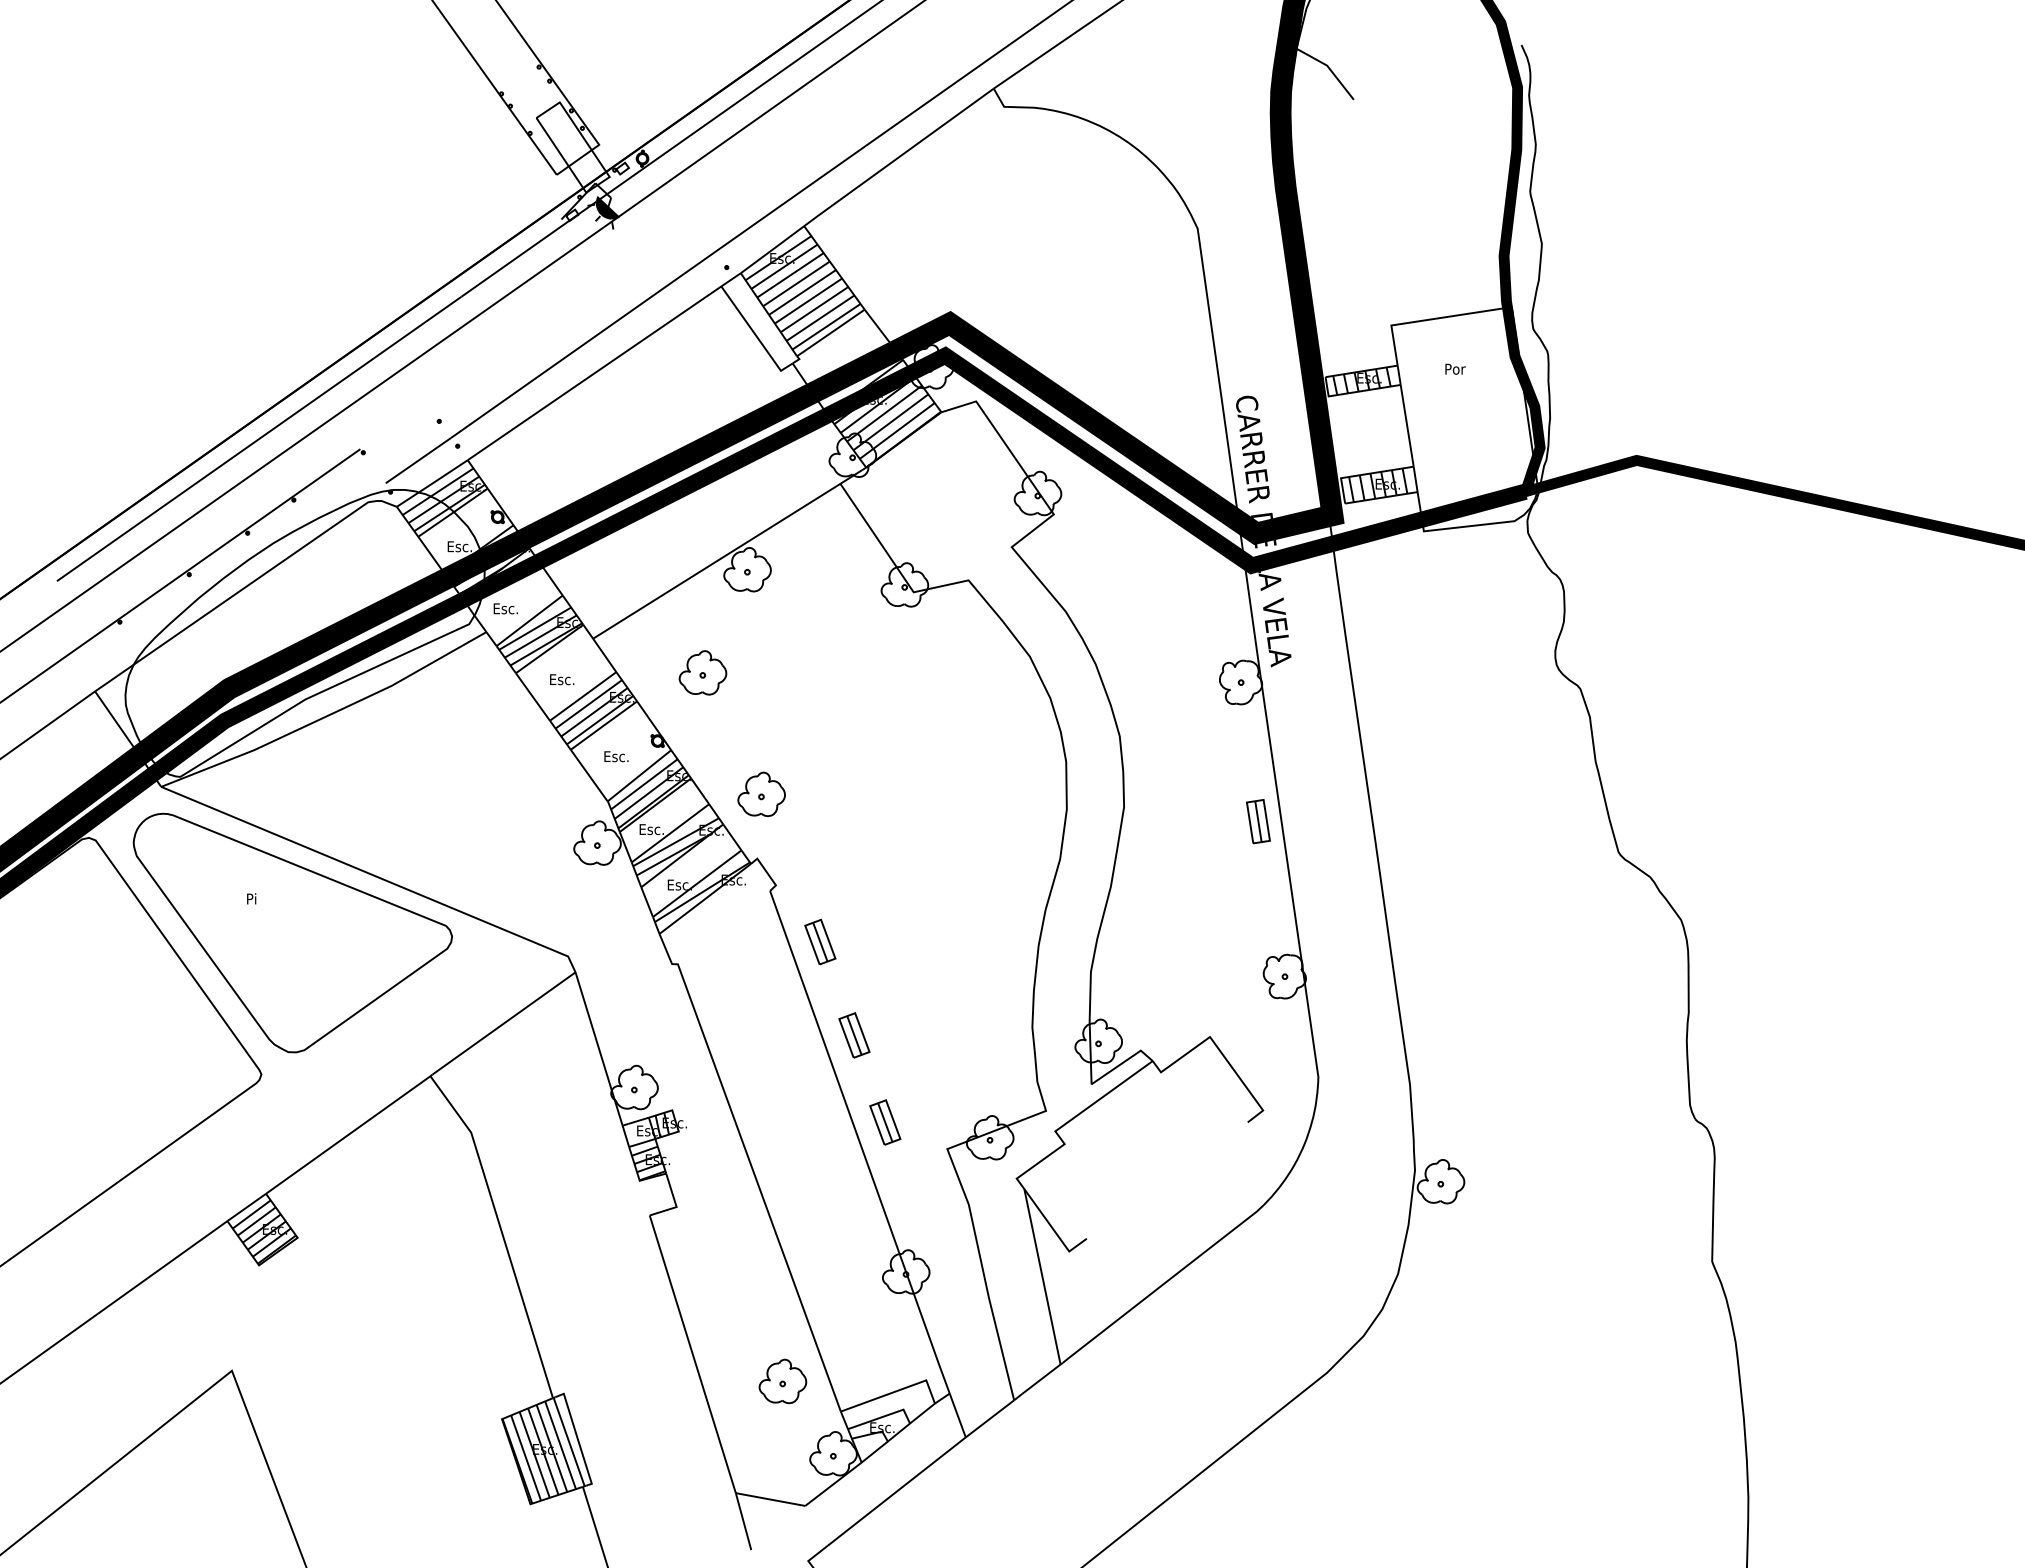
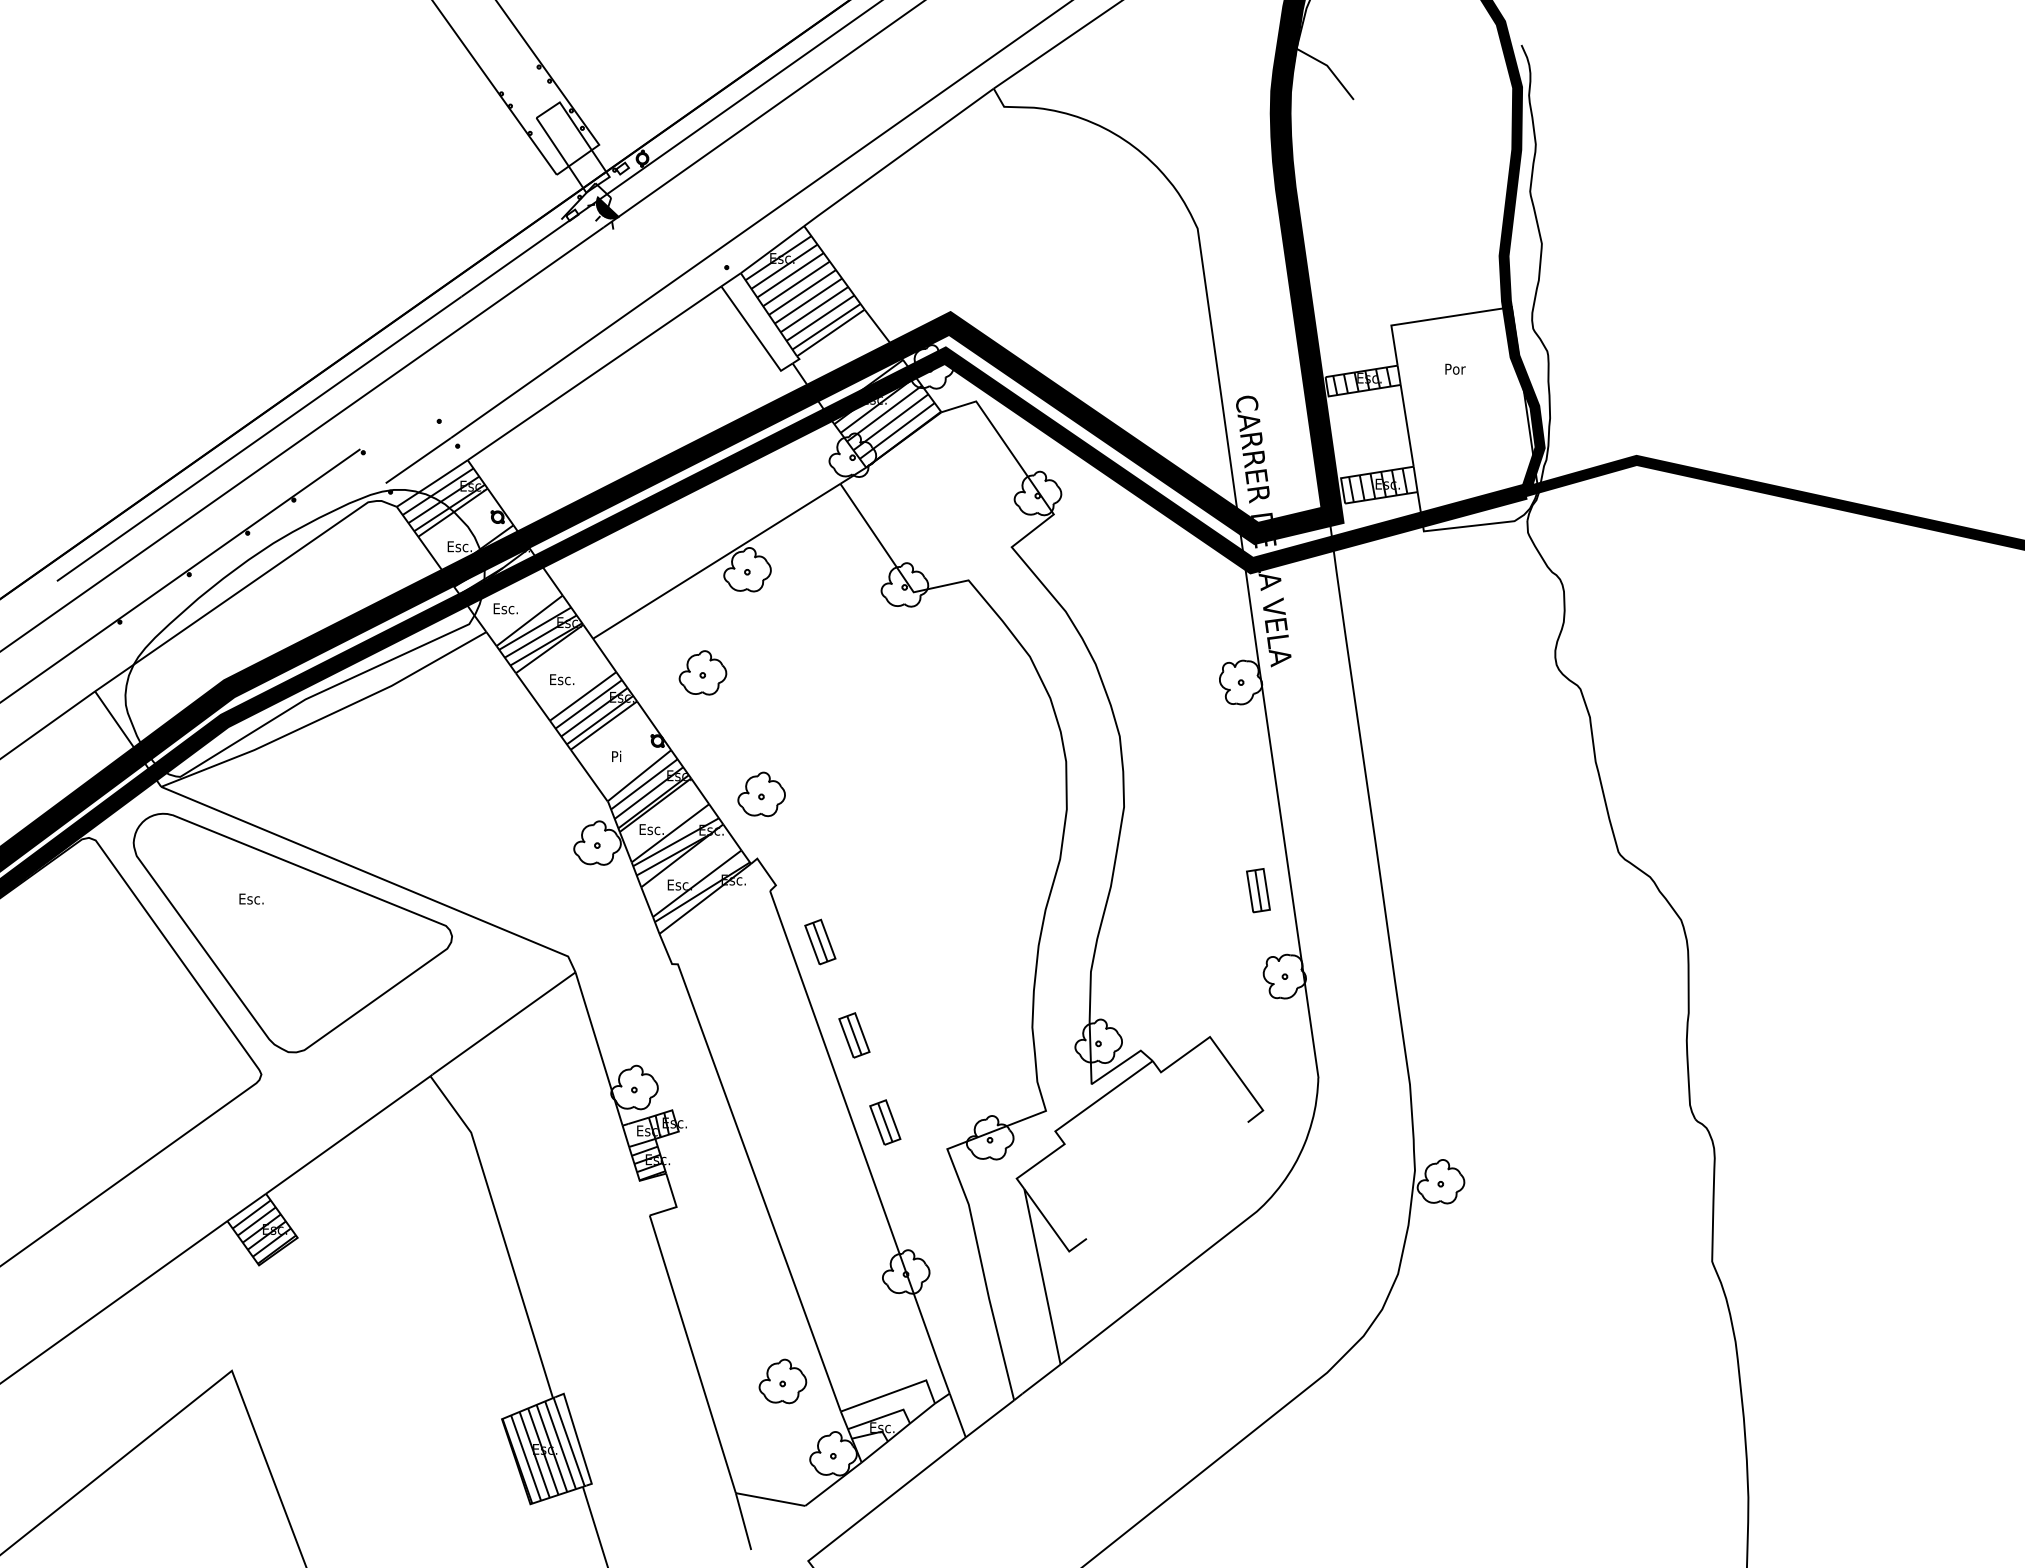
text: Esc. -> Pi (616, 756)
part position: (1258, 821) -> (1258, 890) (1258, 890)
text: Pi -> Esc. (251, 898)
